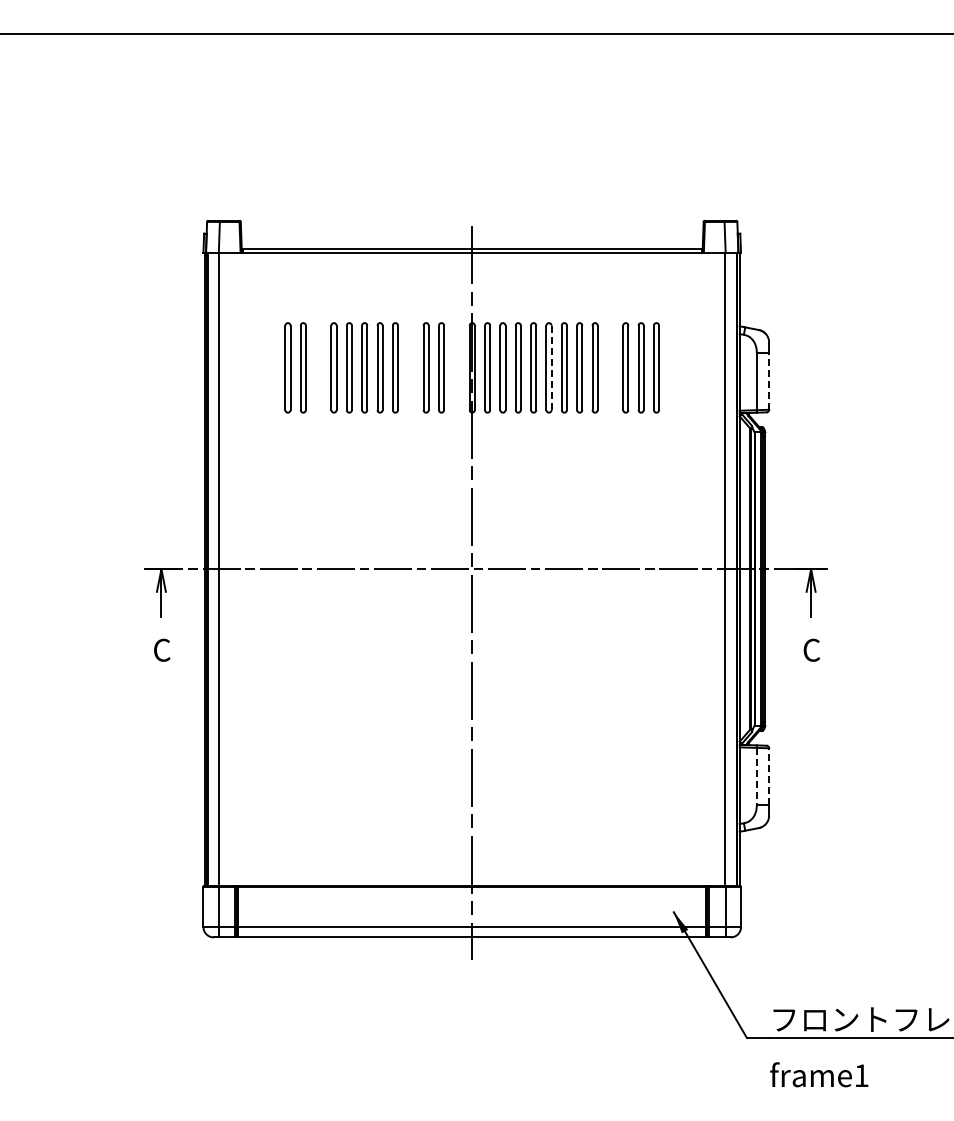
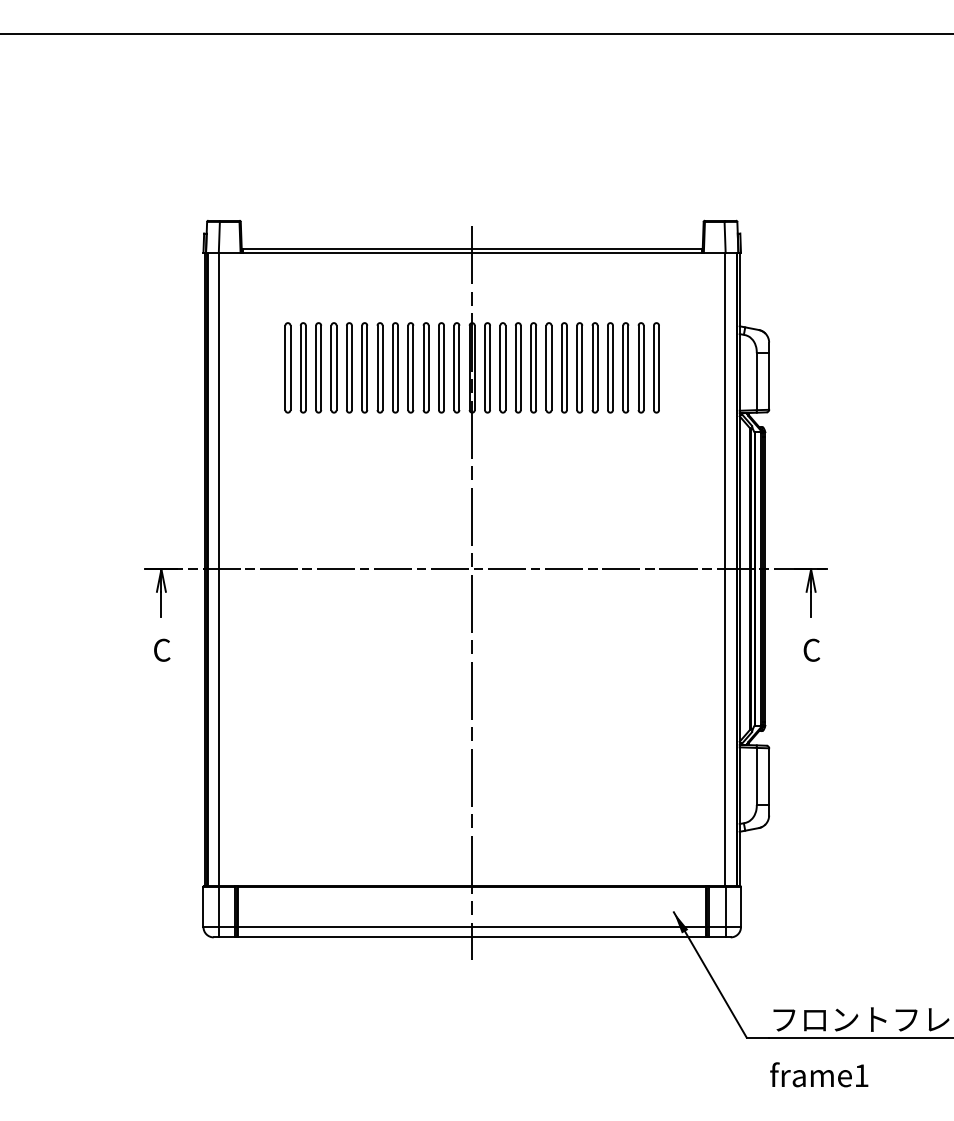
part: none -> present (318, 367)
part: none -> present (410, 367)
part: none -> present (456, 367)
part: none -> present (610, 367)
line: dashed -> solid (551, 368)
line: dashed -> solid (769, 380)
line: dashed -> solid (756, 776)
line: dashed -> solid (769, 776)
